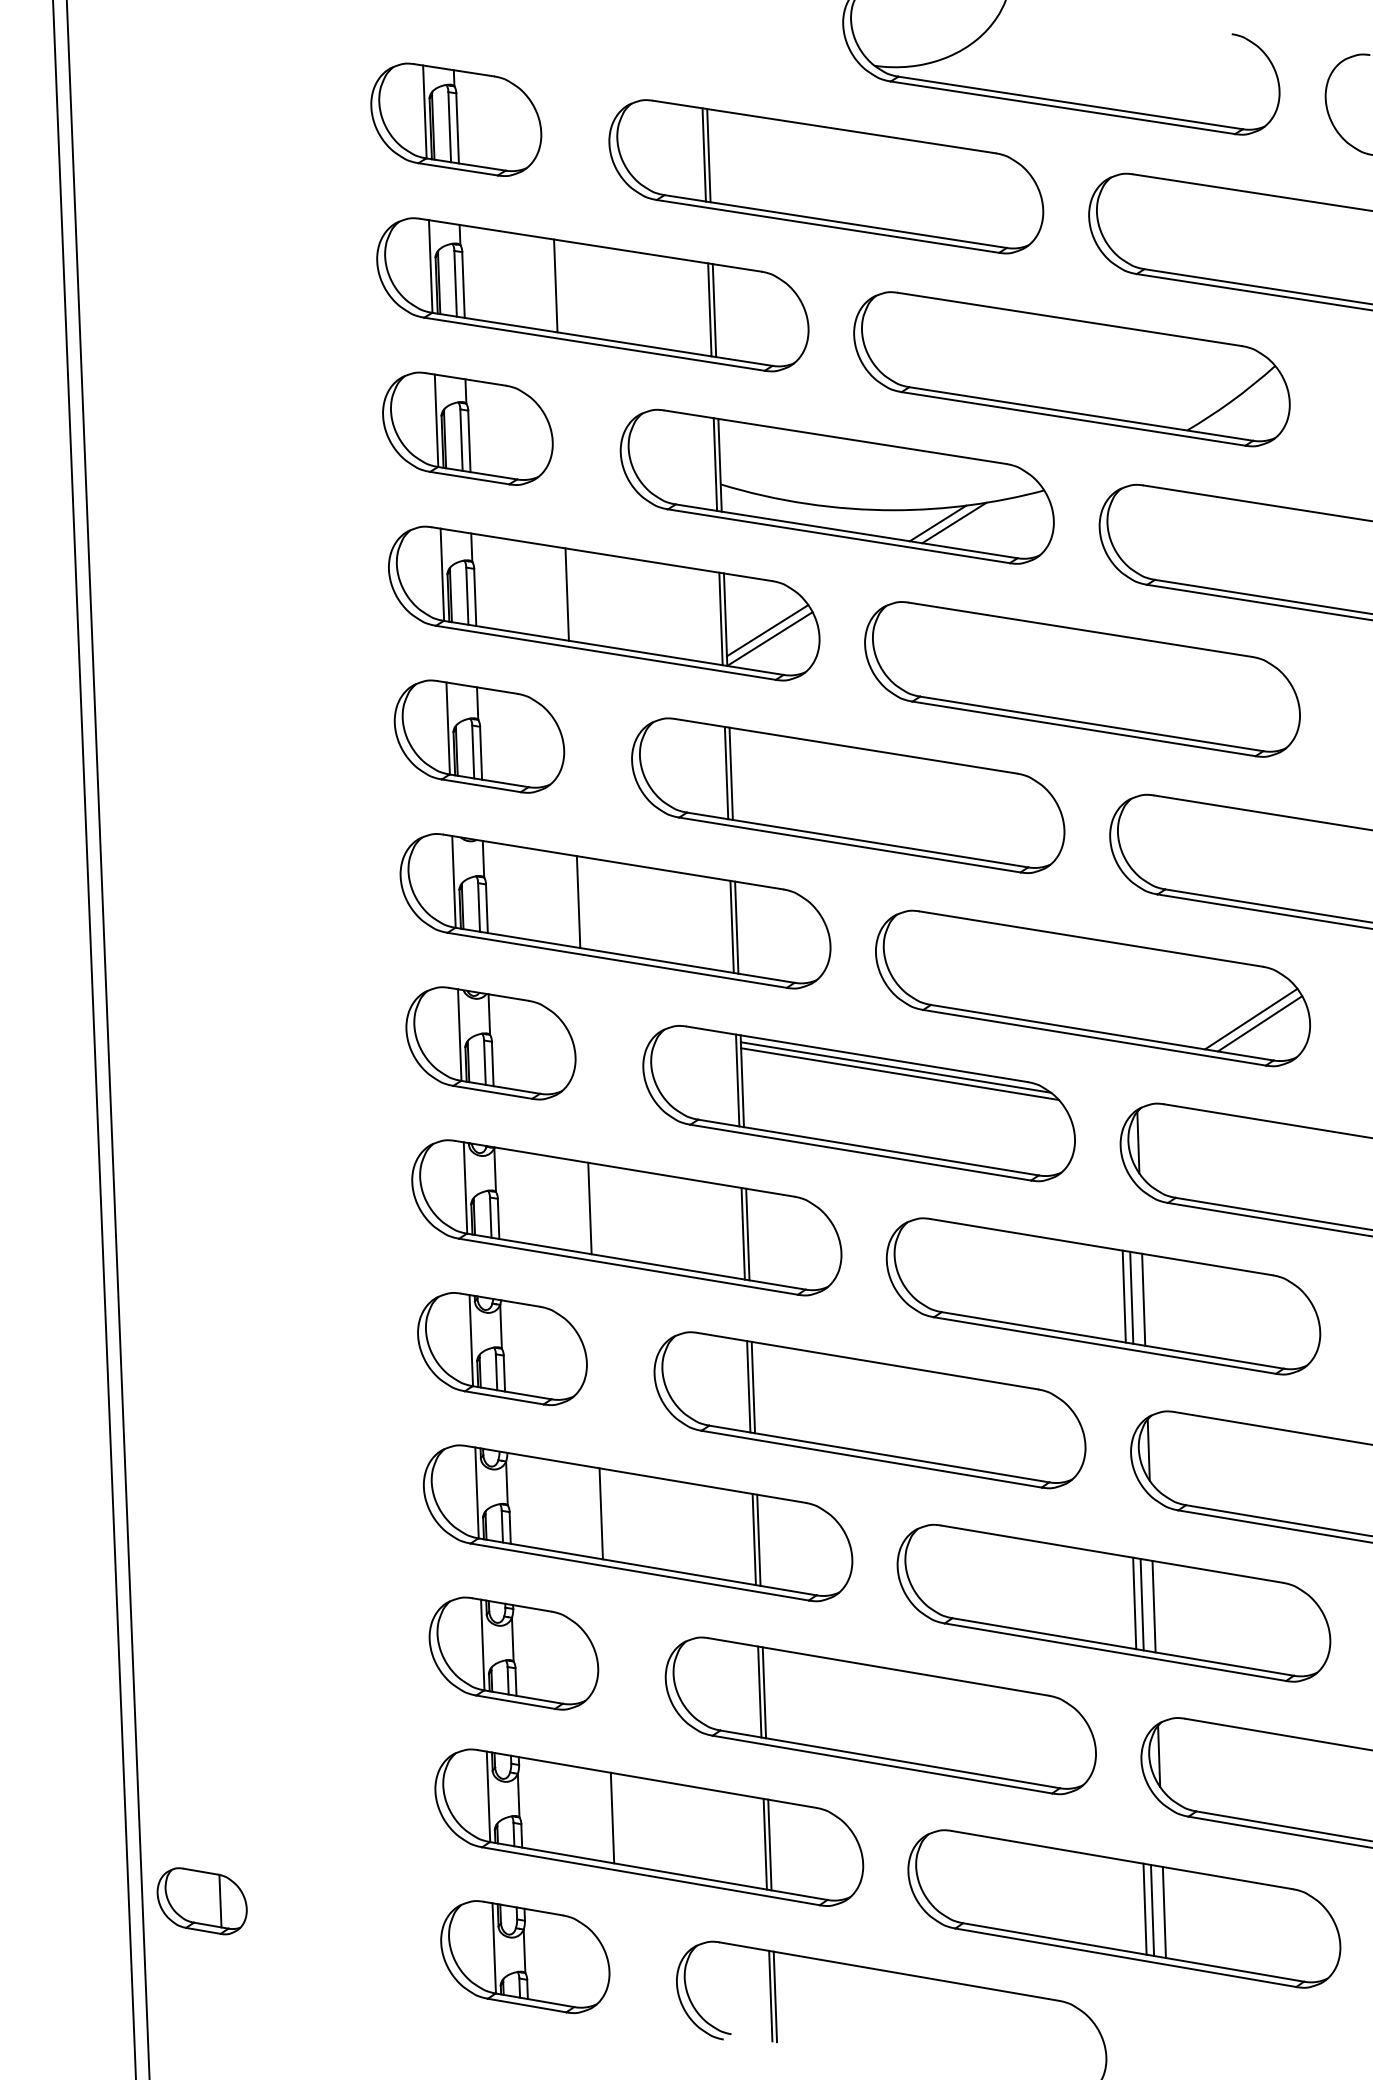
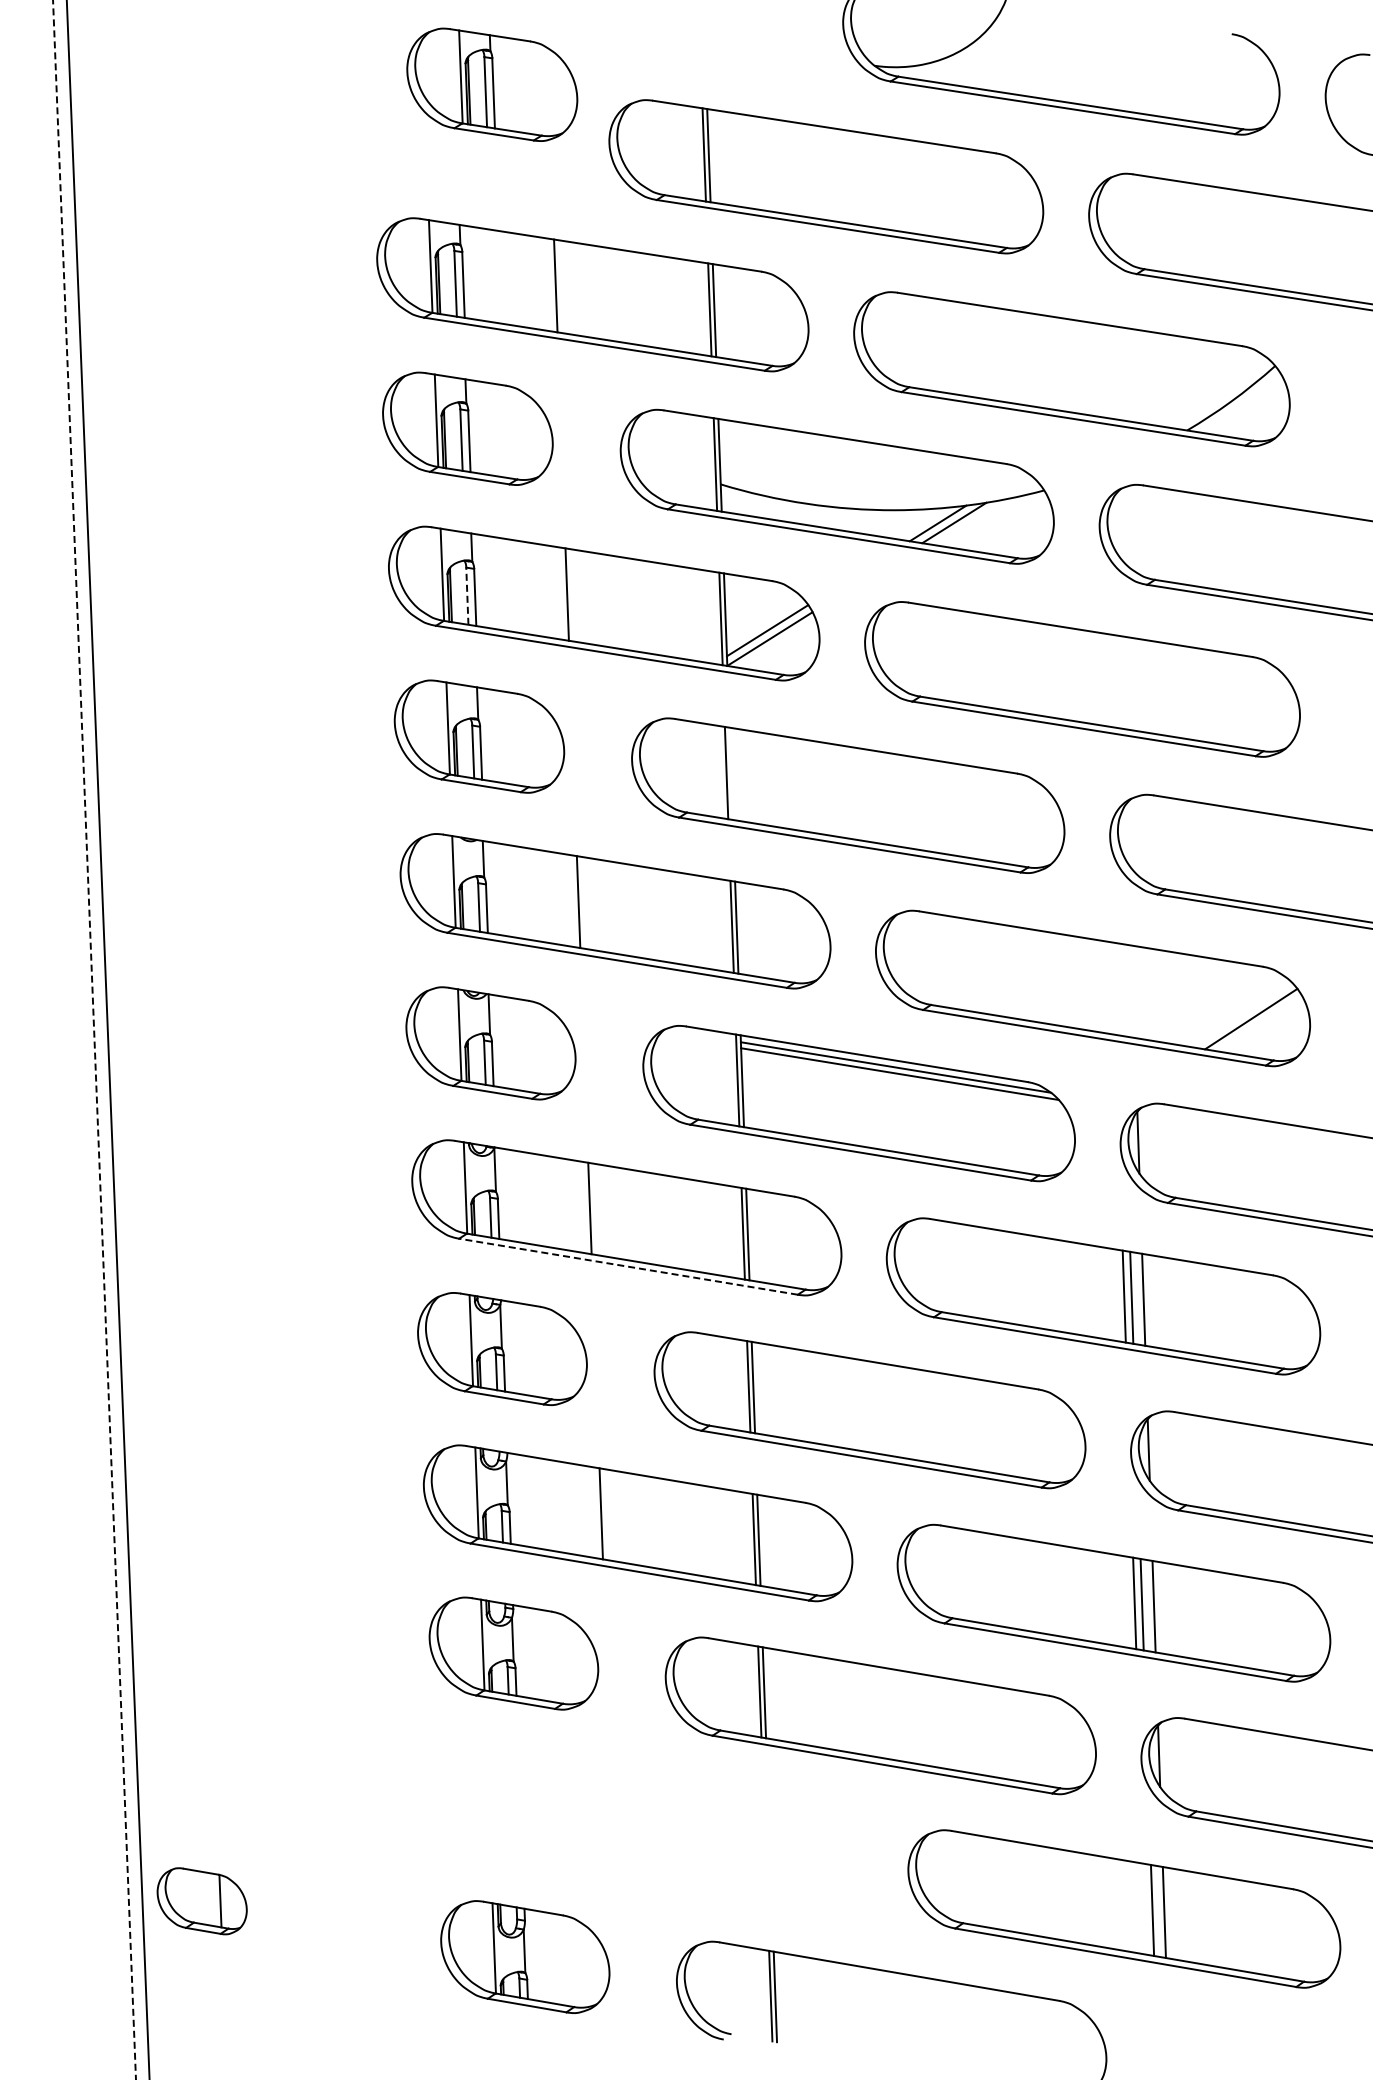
part position: (456, 119) -> (492, 84) (492, 84)
line: solid -> dashed (467, 596)
line: present -> none (730, 773)
line: present -> none (1259, 1023)
line: solid -> dashed (94, 1040)
line: solid -> dashed (628, 1266)
part: present -> none (649, 1827)
line: present -> none (1144, 1908)
